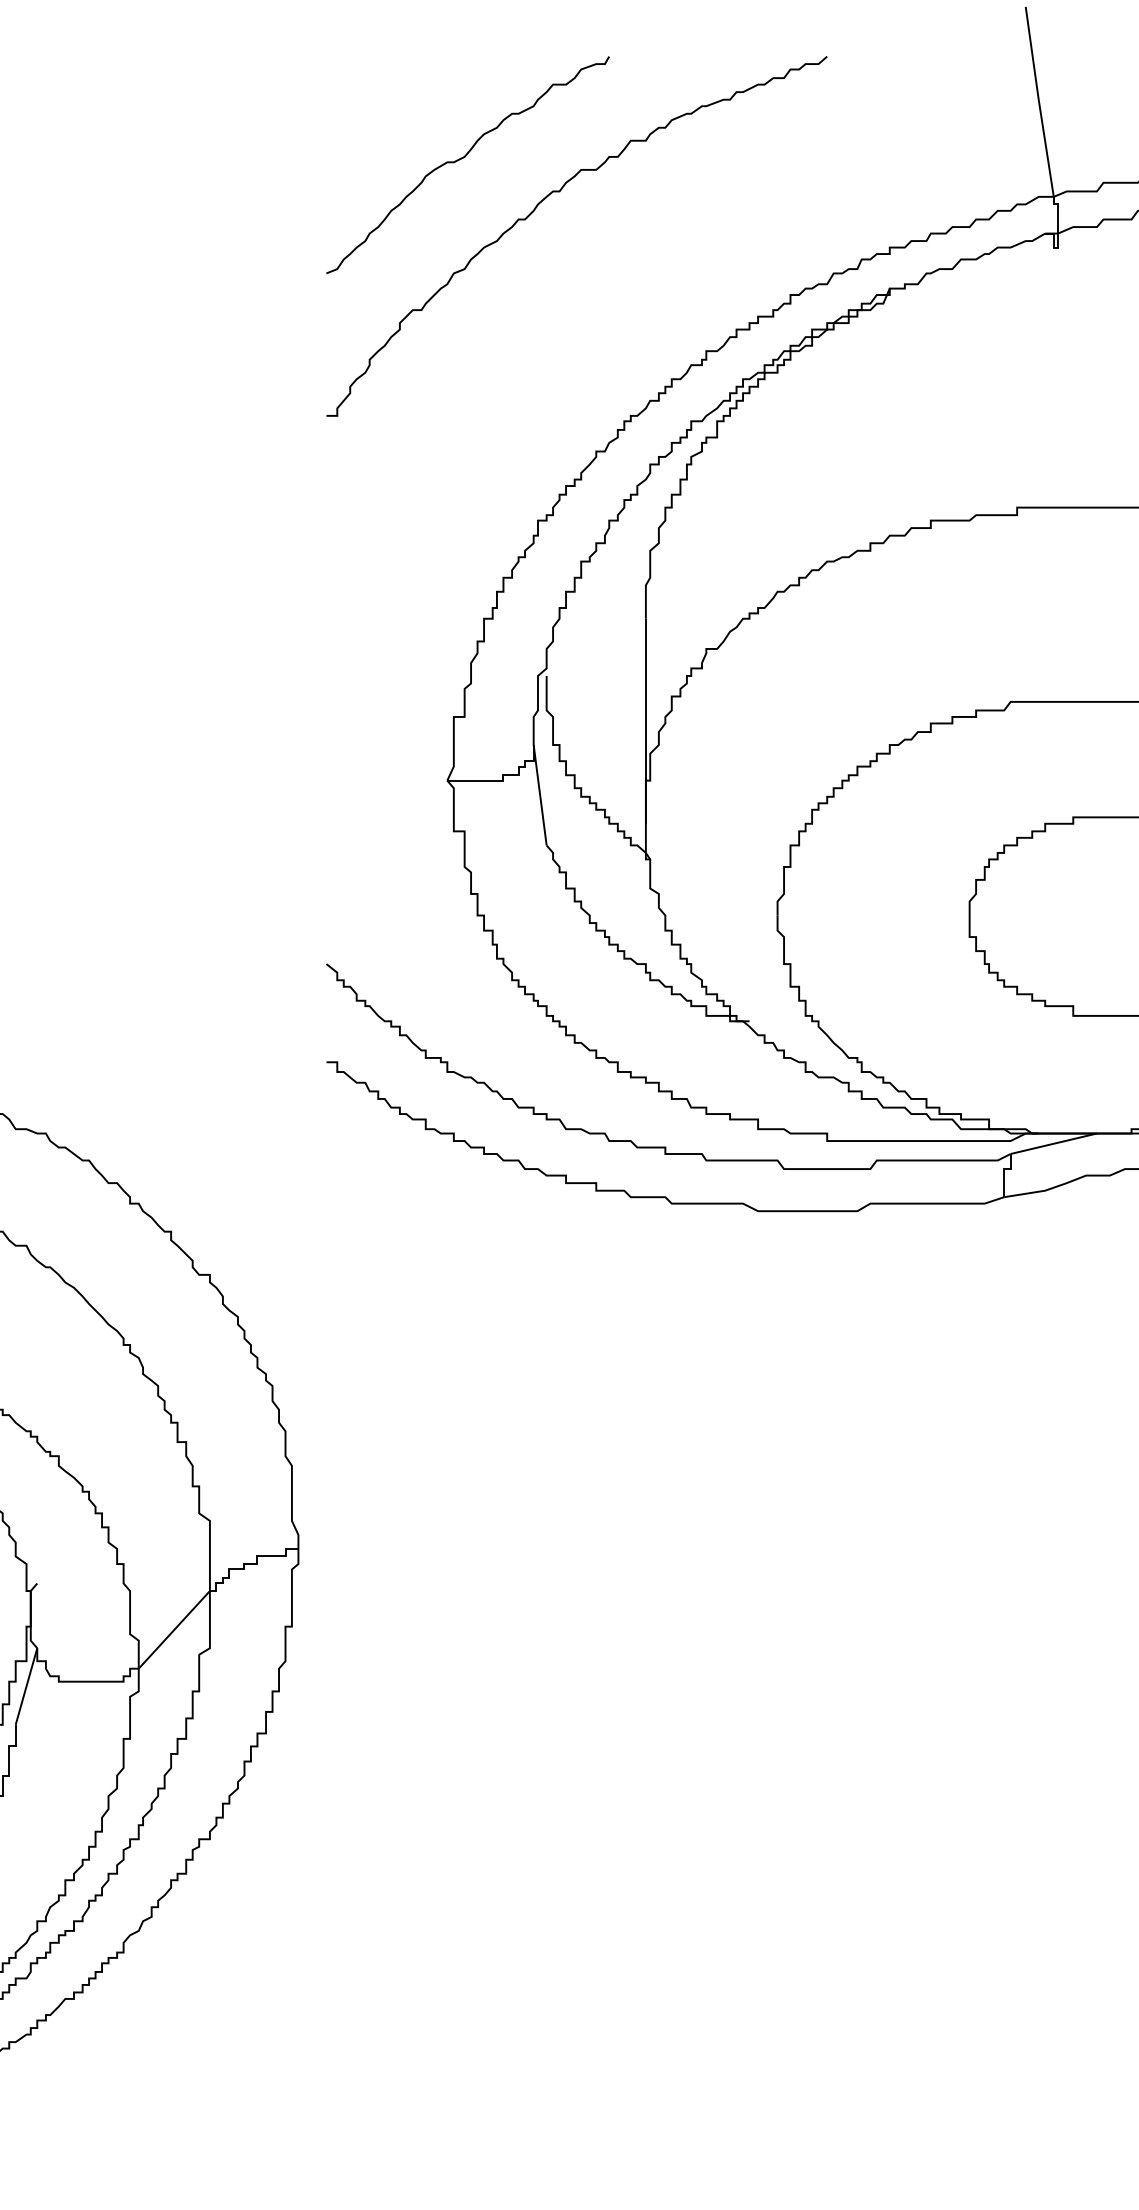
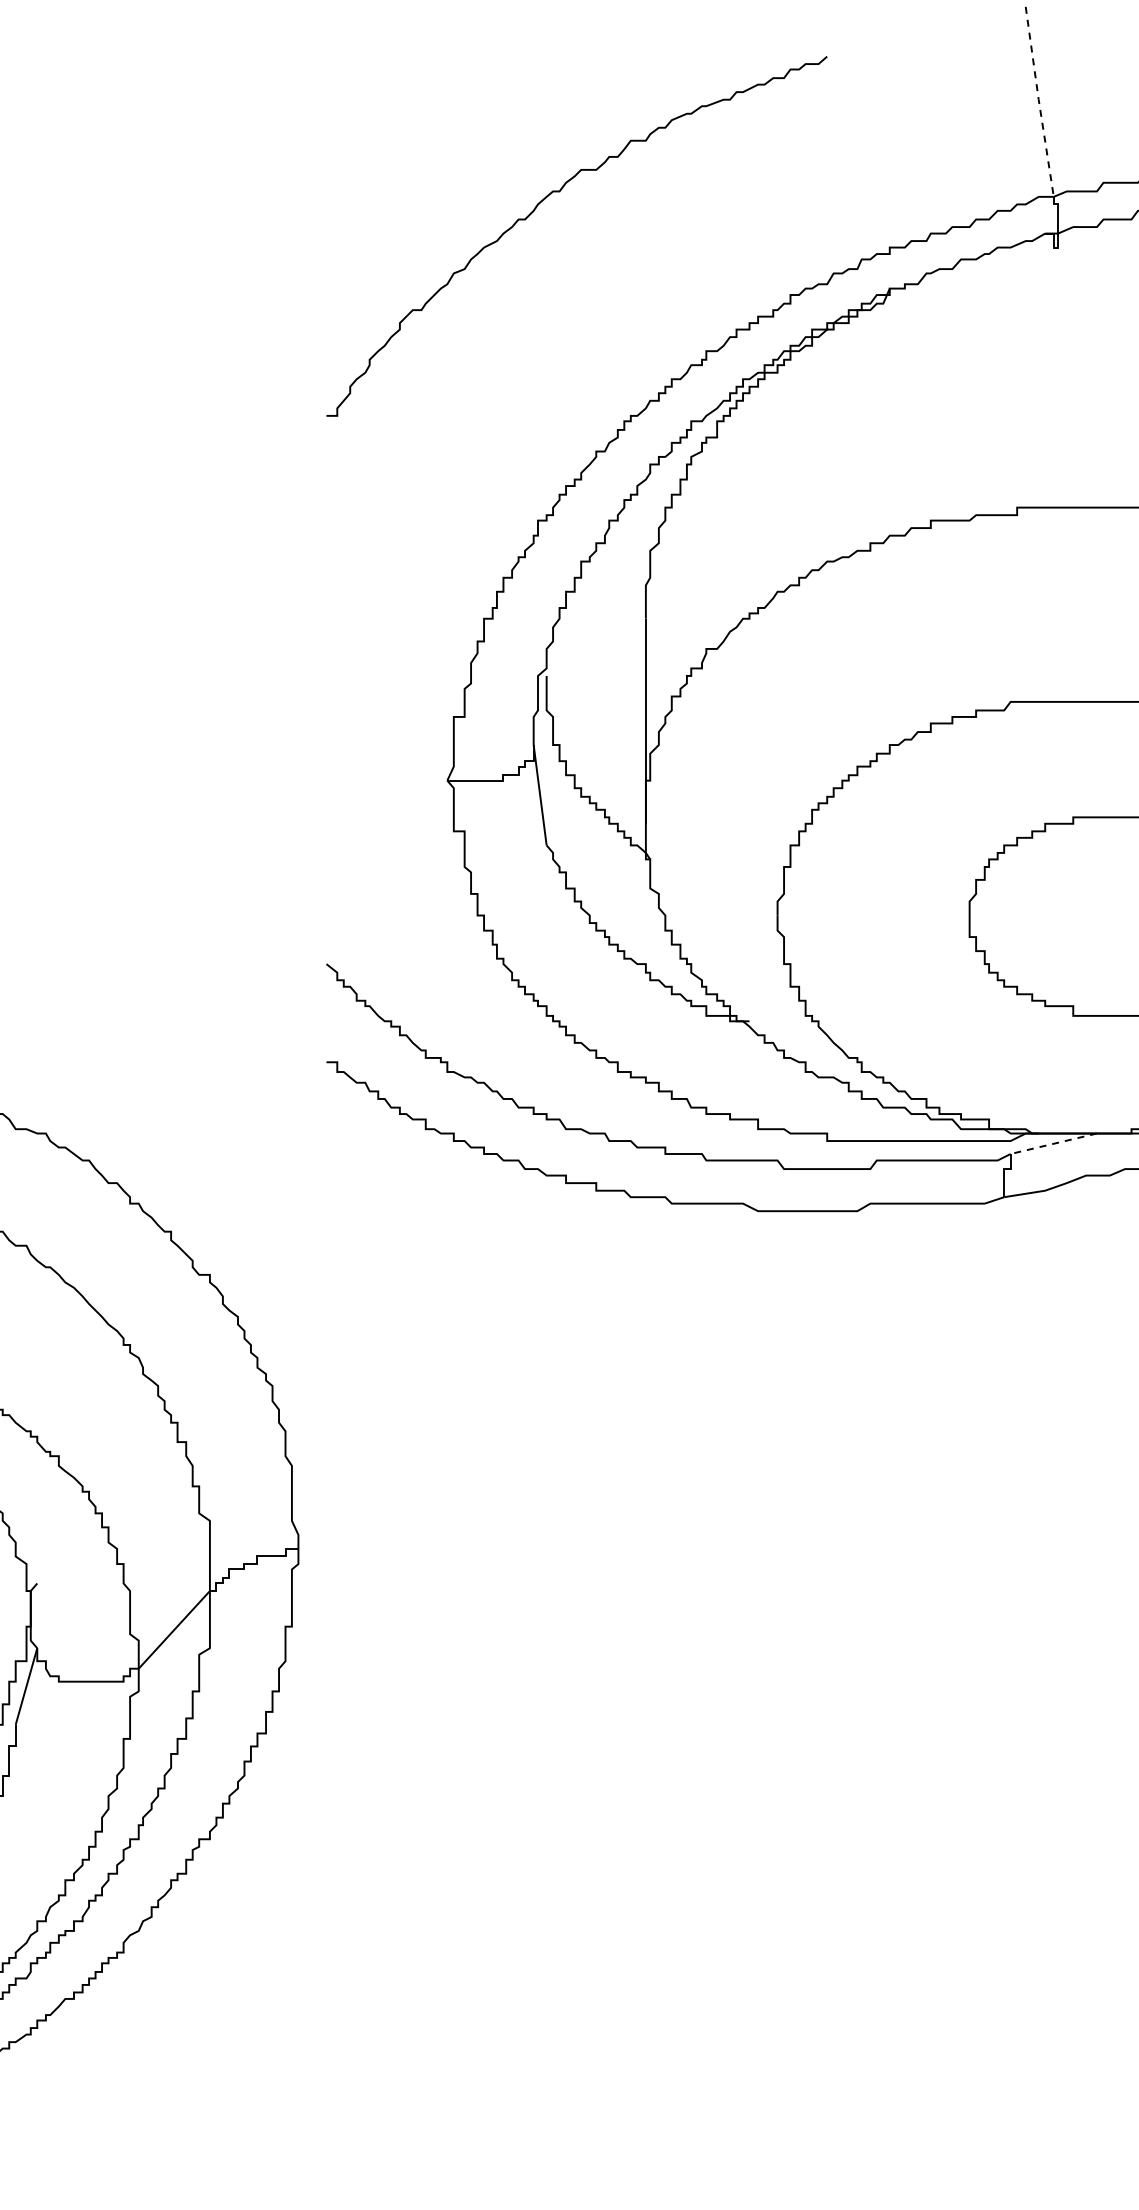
line: solid -> dashed (1039, 101)
curve: present -> none (463, 158)
line: solid -> dashed (1053, 1143)
